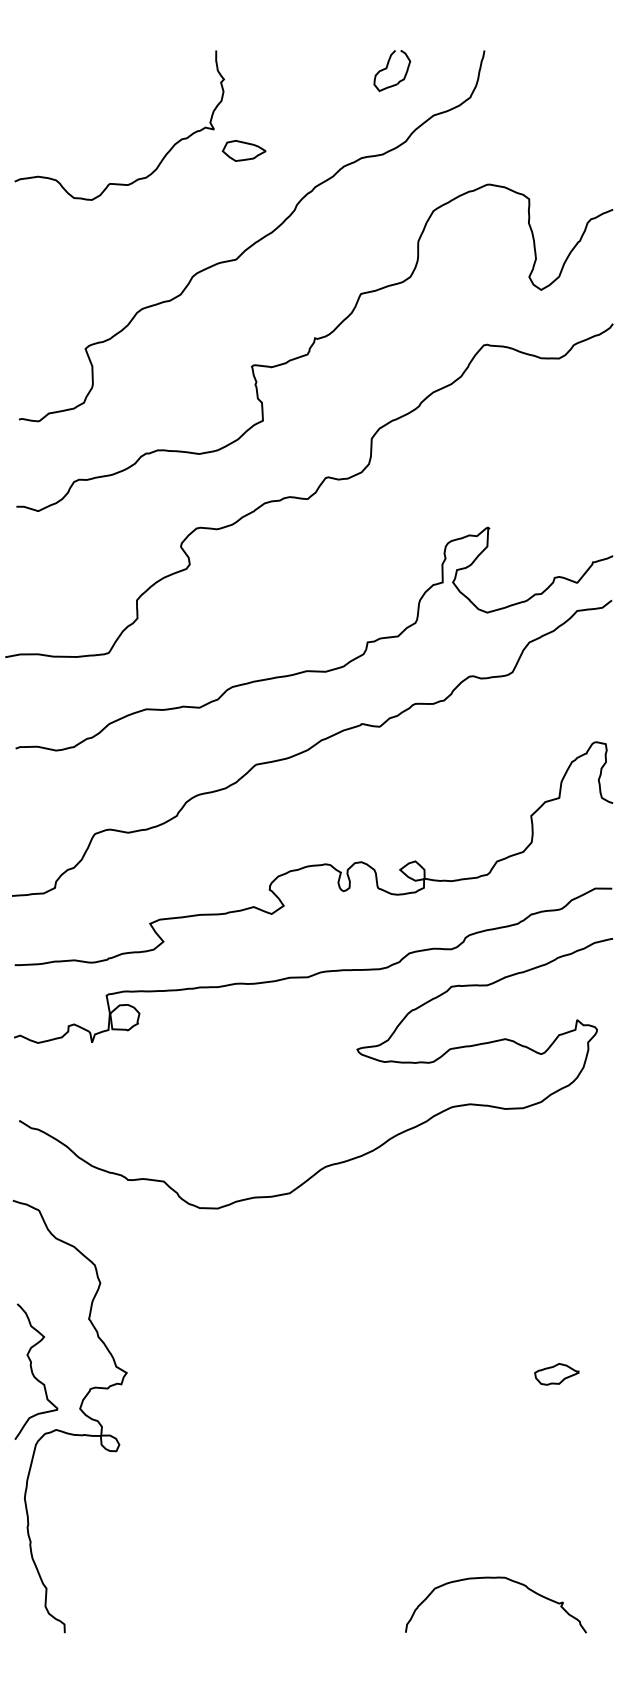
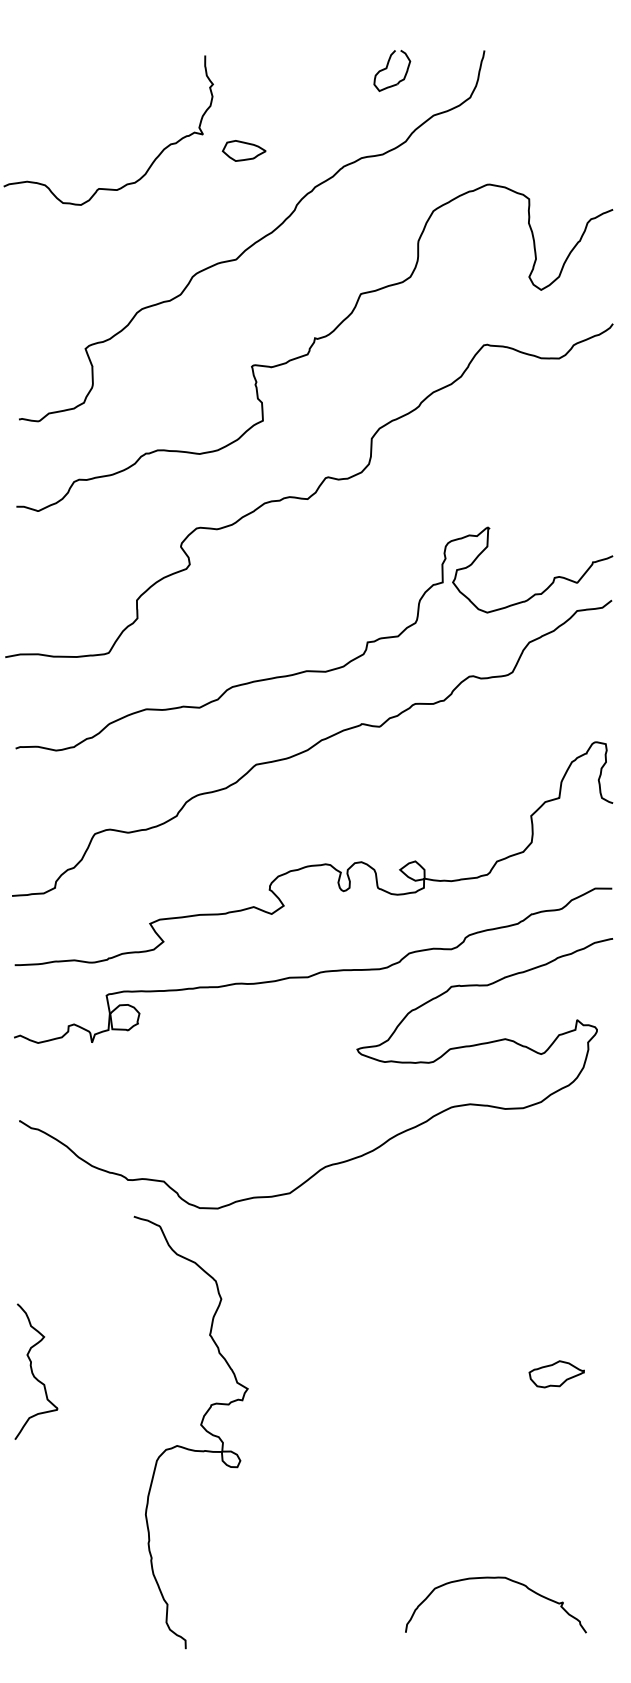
curve position: (163, 156) -> (152, 161) (152, 161)
part size: 46x23 px -> 57x29 px (556, 1374)
curve position: (79, 1409) -> (200, 1425) (200, 1425)
